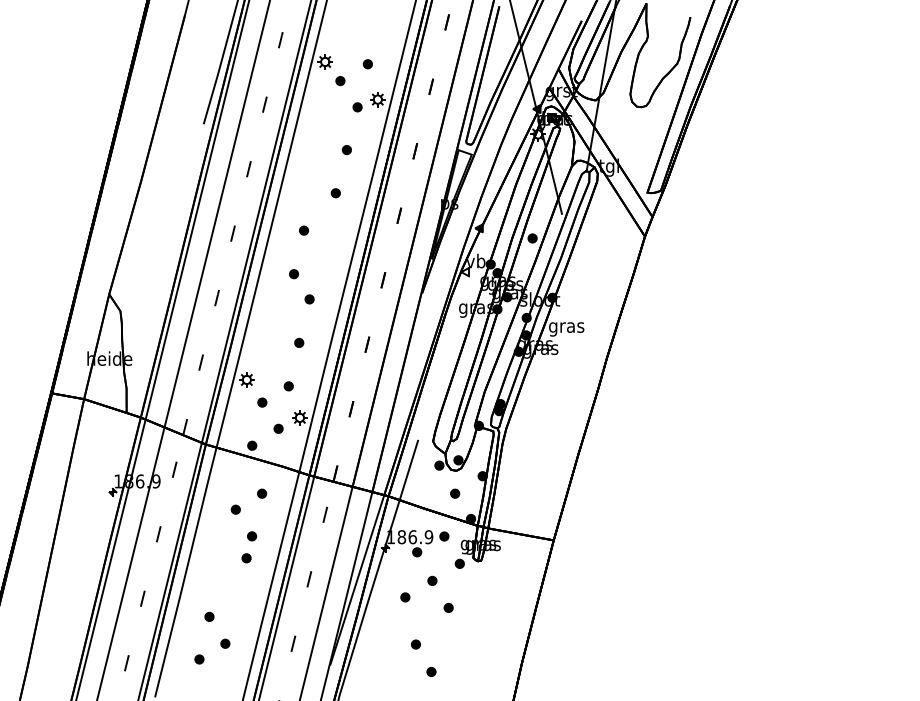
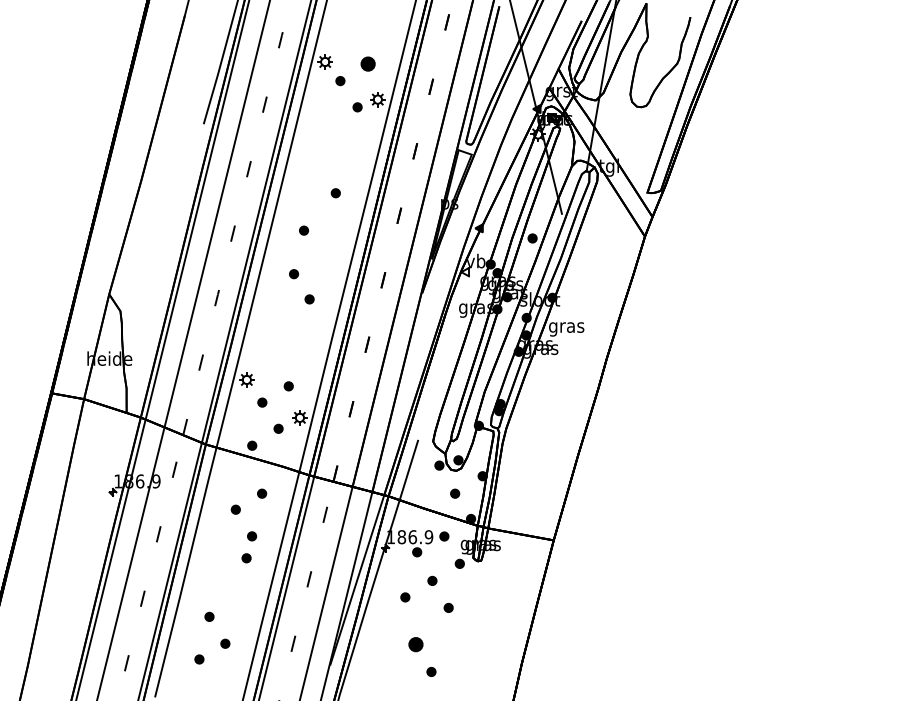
part size: 11x11 px -> 16x16 px (367, 63)
part: present -> none (346, 150)
part: present -> none (299, 342)
part size: 10x11 px -> 16x16 px (415, 644)
